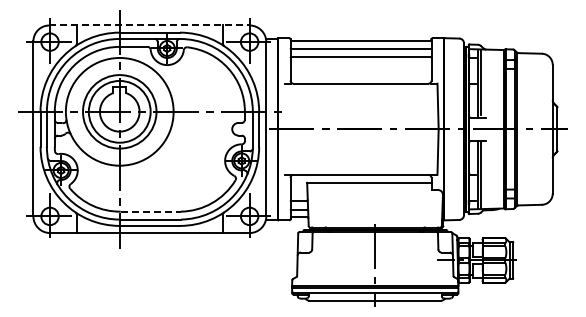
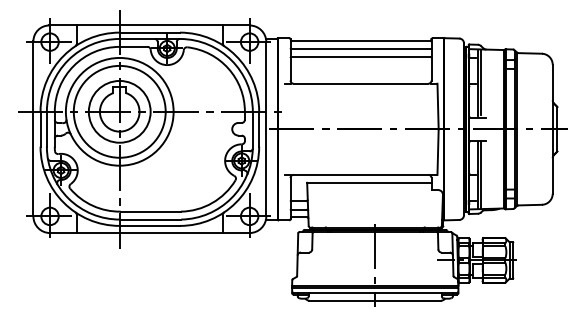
line: dashed -> solid (149, 25)
circle diameter: 74 px -> 92 px (119, 111)
line: dashed -> solid (151, 211)
